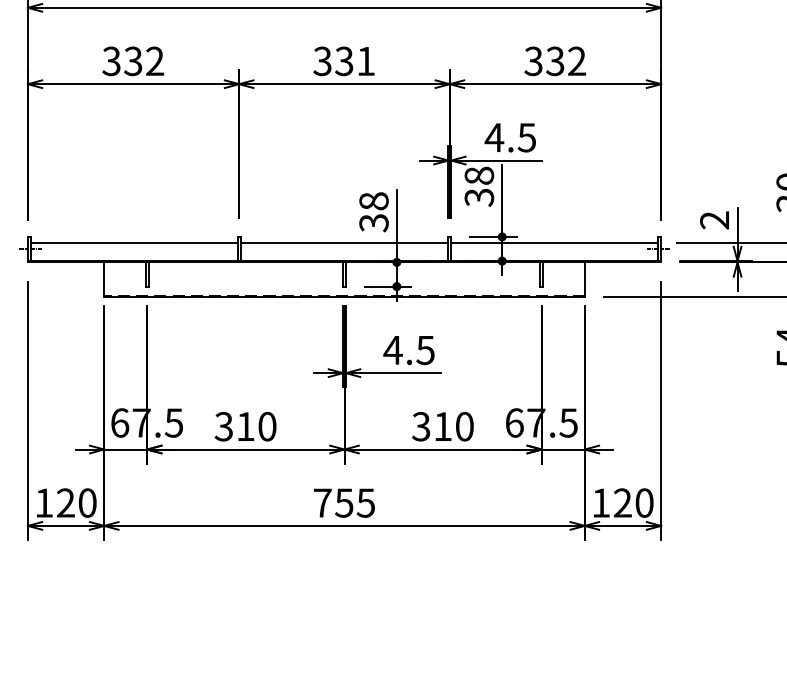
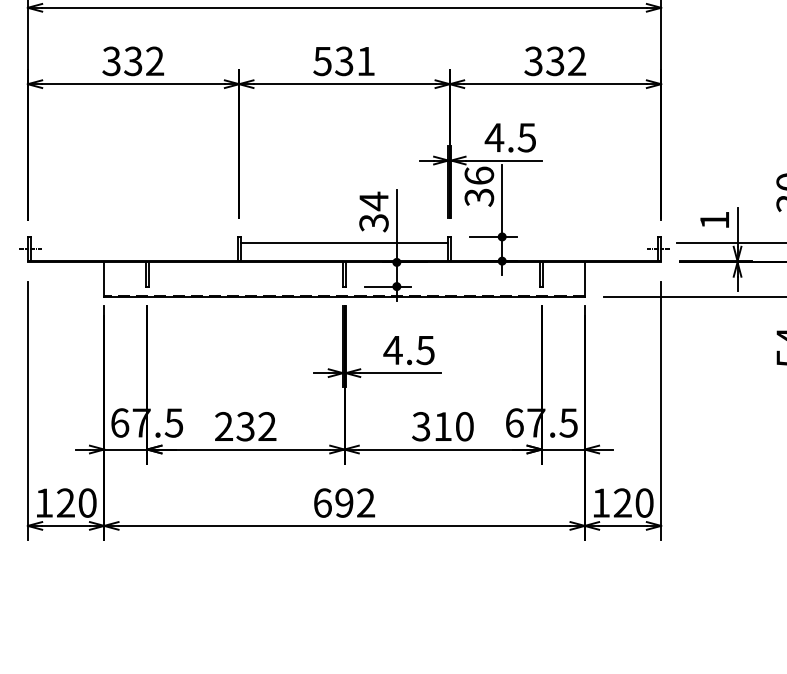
text: 331 -> 531 (322, 60)
text: 38 -> 36 (479, 175)
text: 38 -> 34 (373, 201)
text: 2 -> 1 (714, 220)
line: present -> none (133, 243)
line: present -> none (554, 243)
text: 310 -> 232 (245, 426)
text: 755 -> 692 (344, 502)
